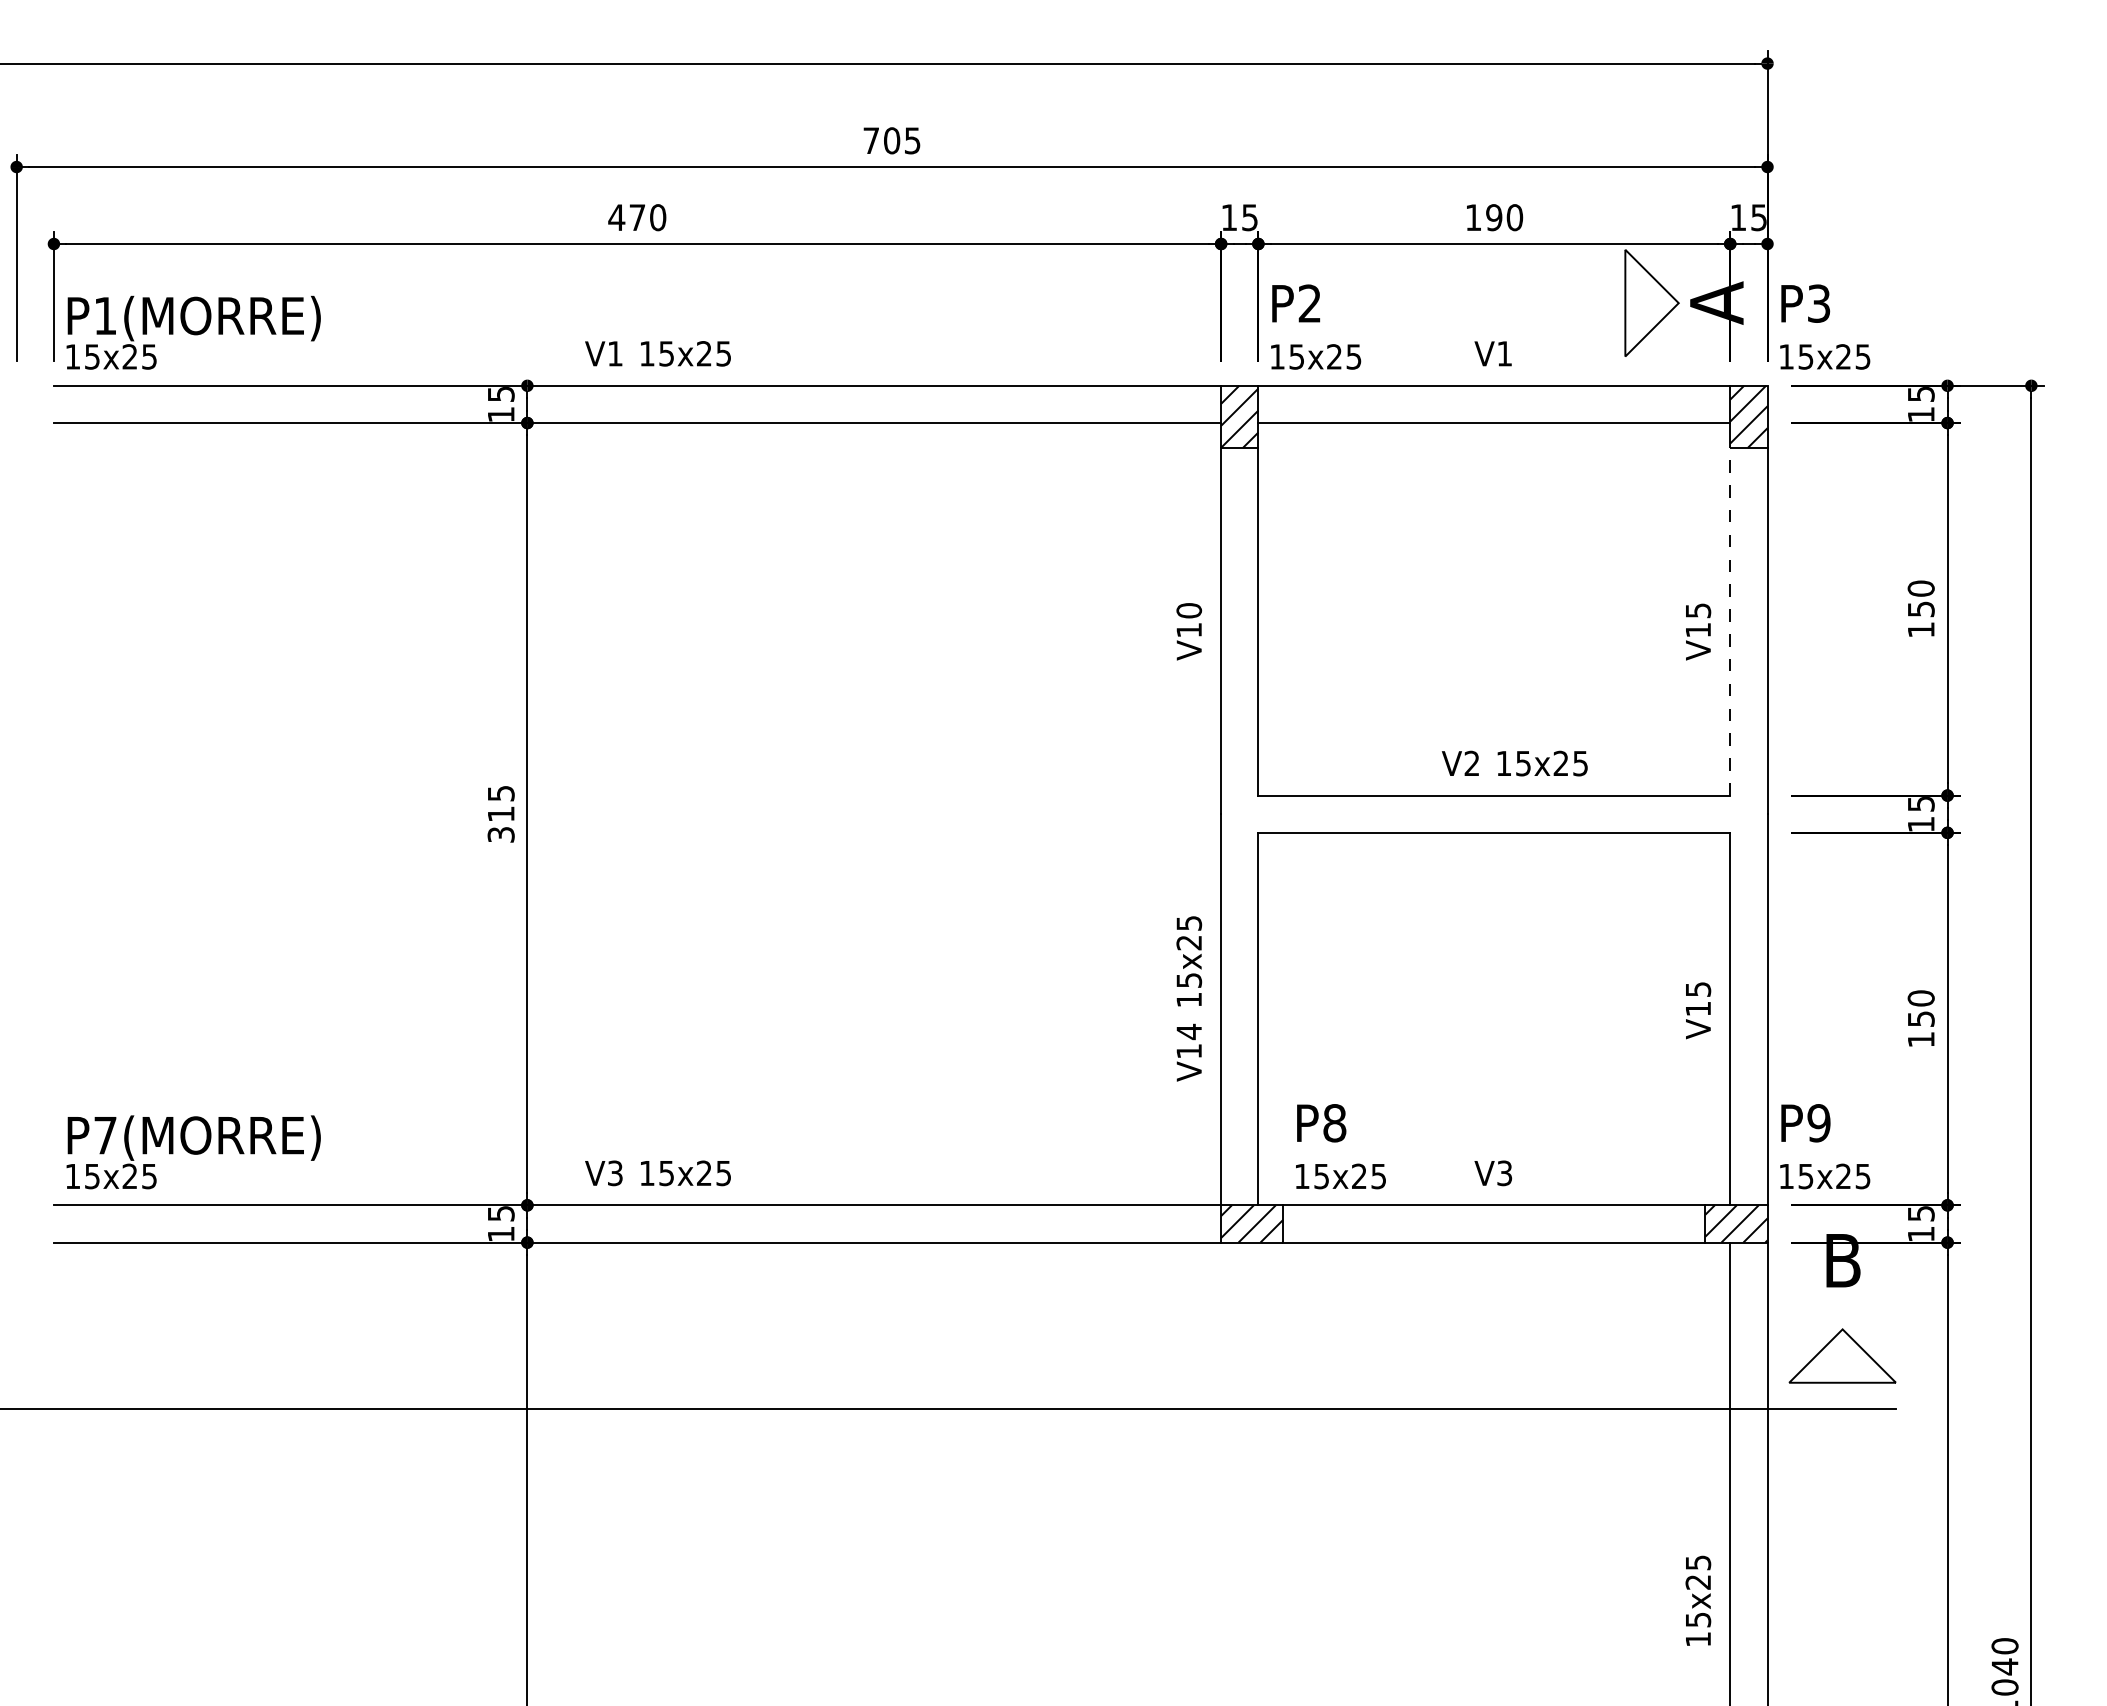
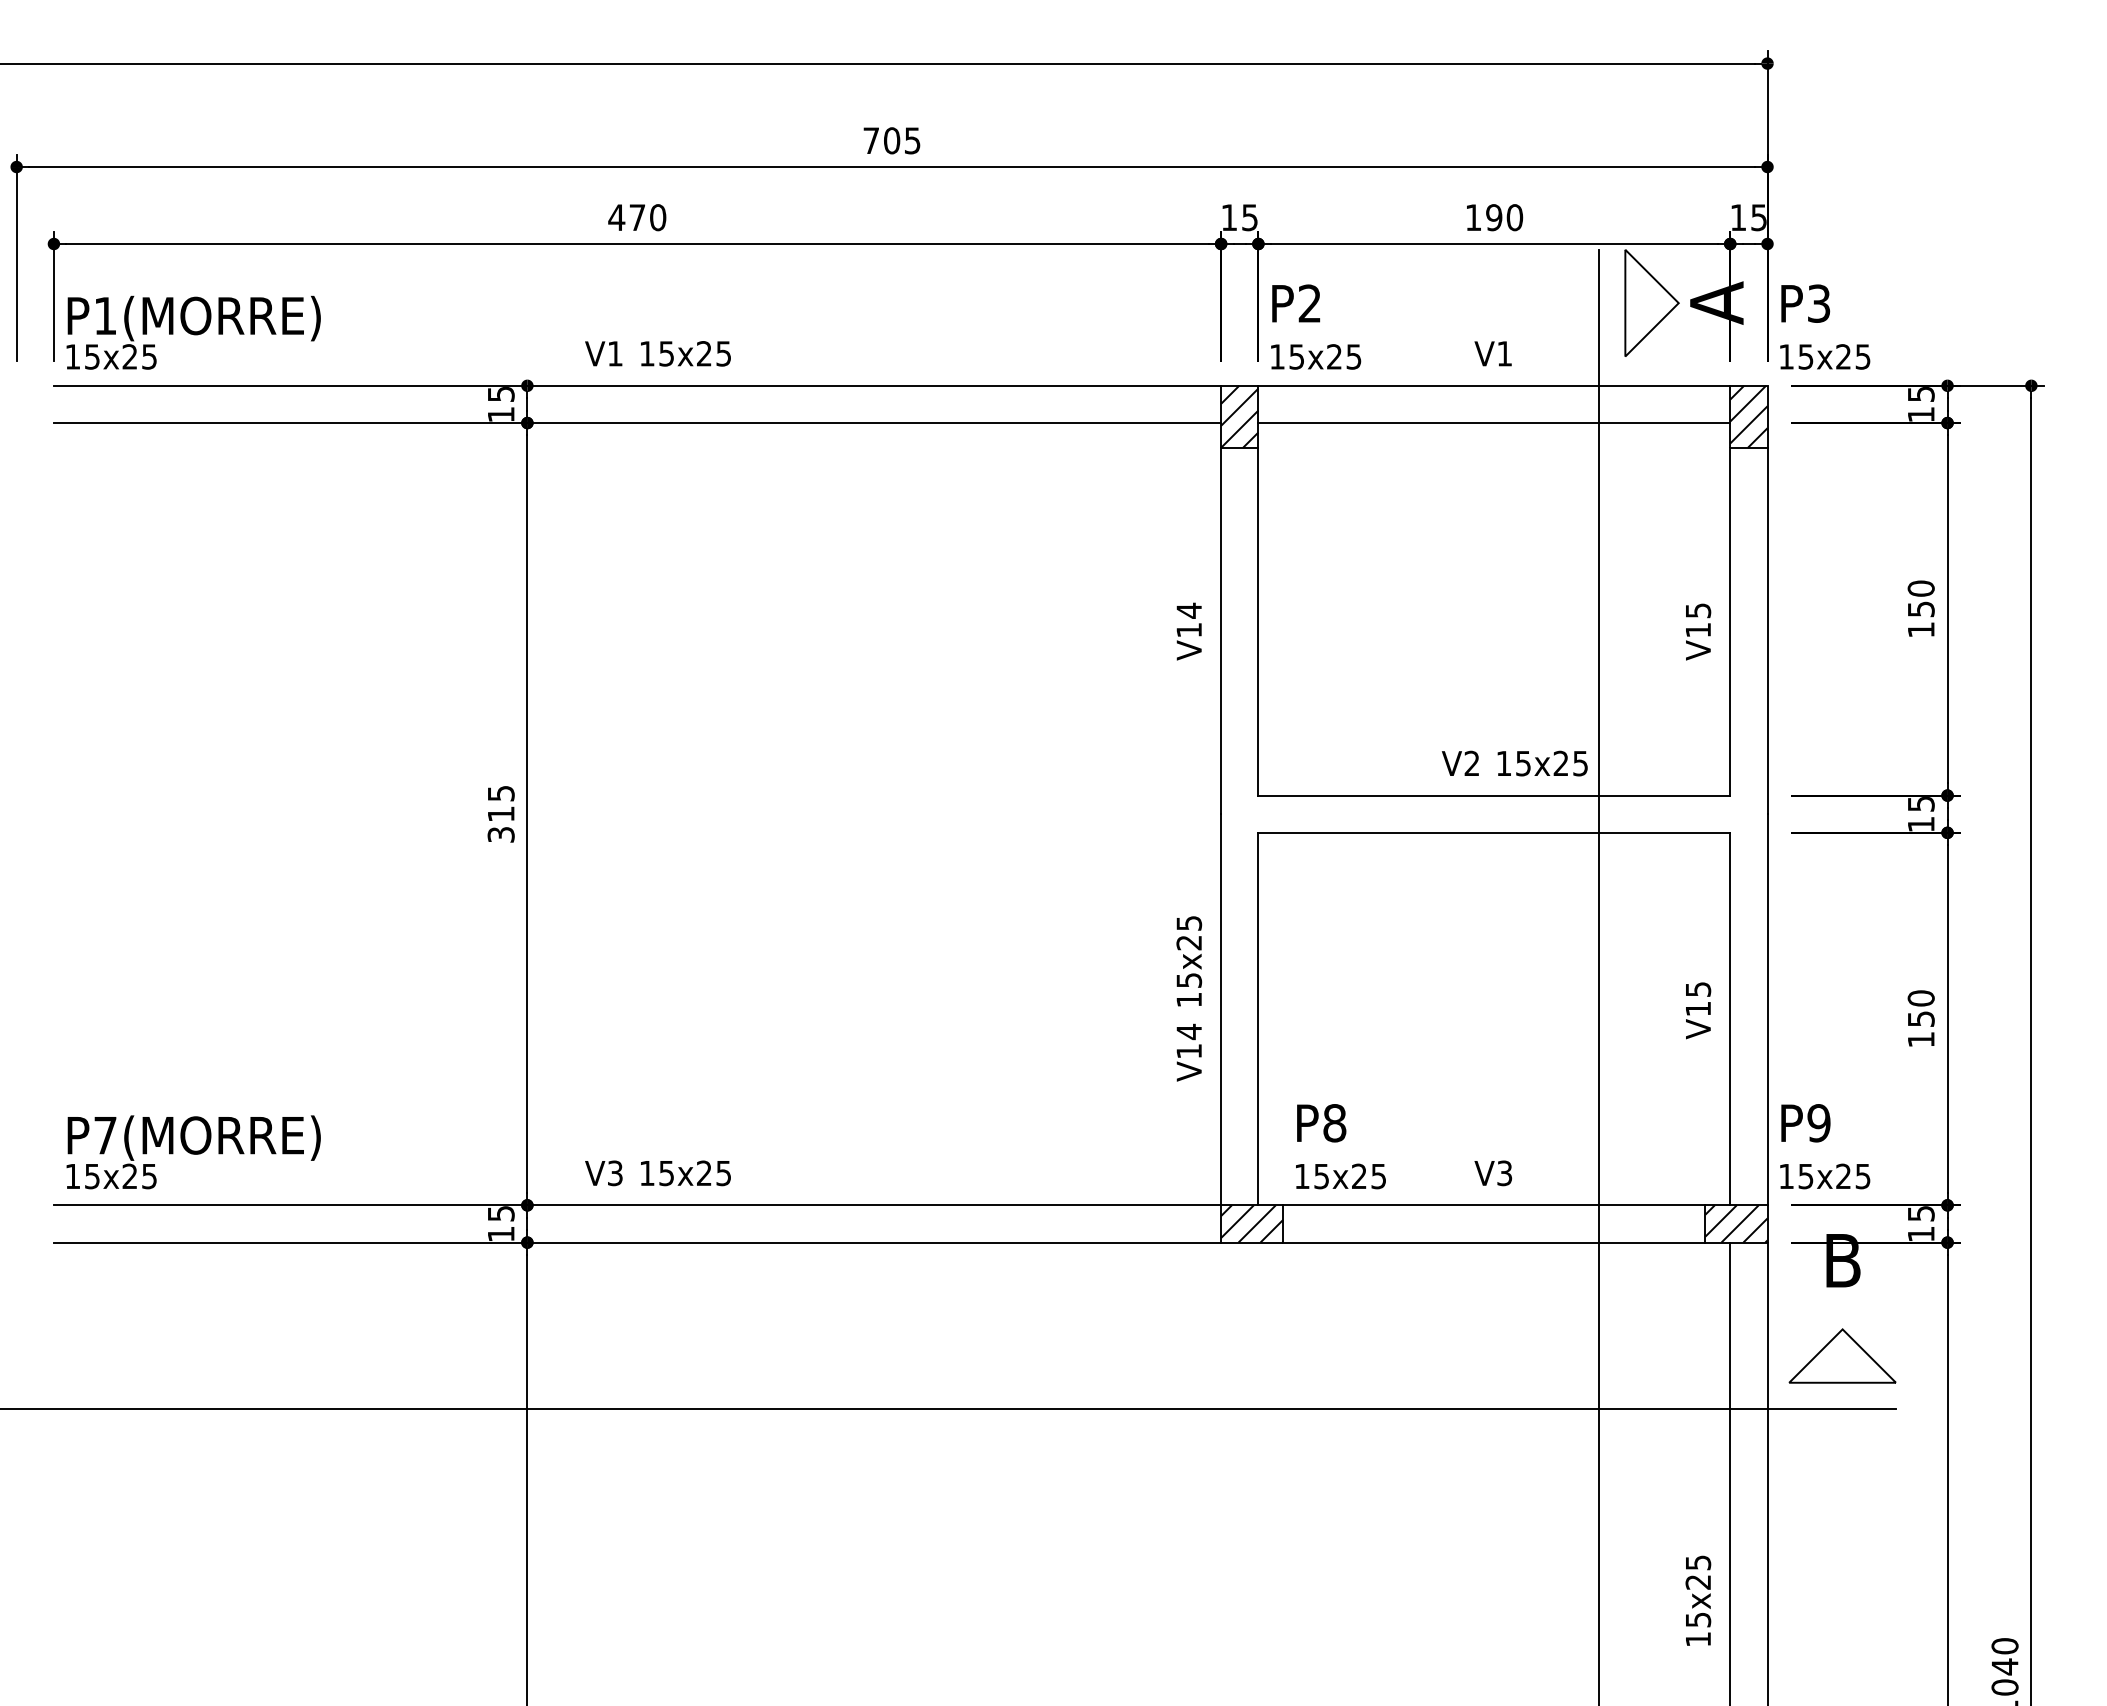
text: V10 -> V14 (1189, 610)
line: dashed -> solid (1730, 621)
line: none -> present (1598, 975)
